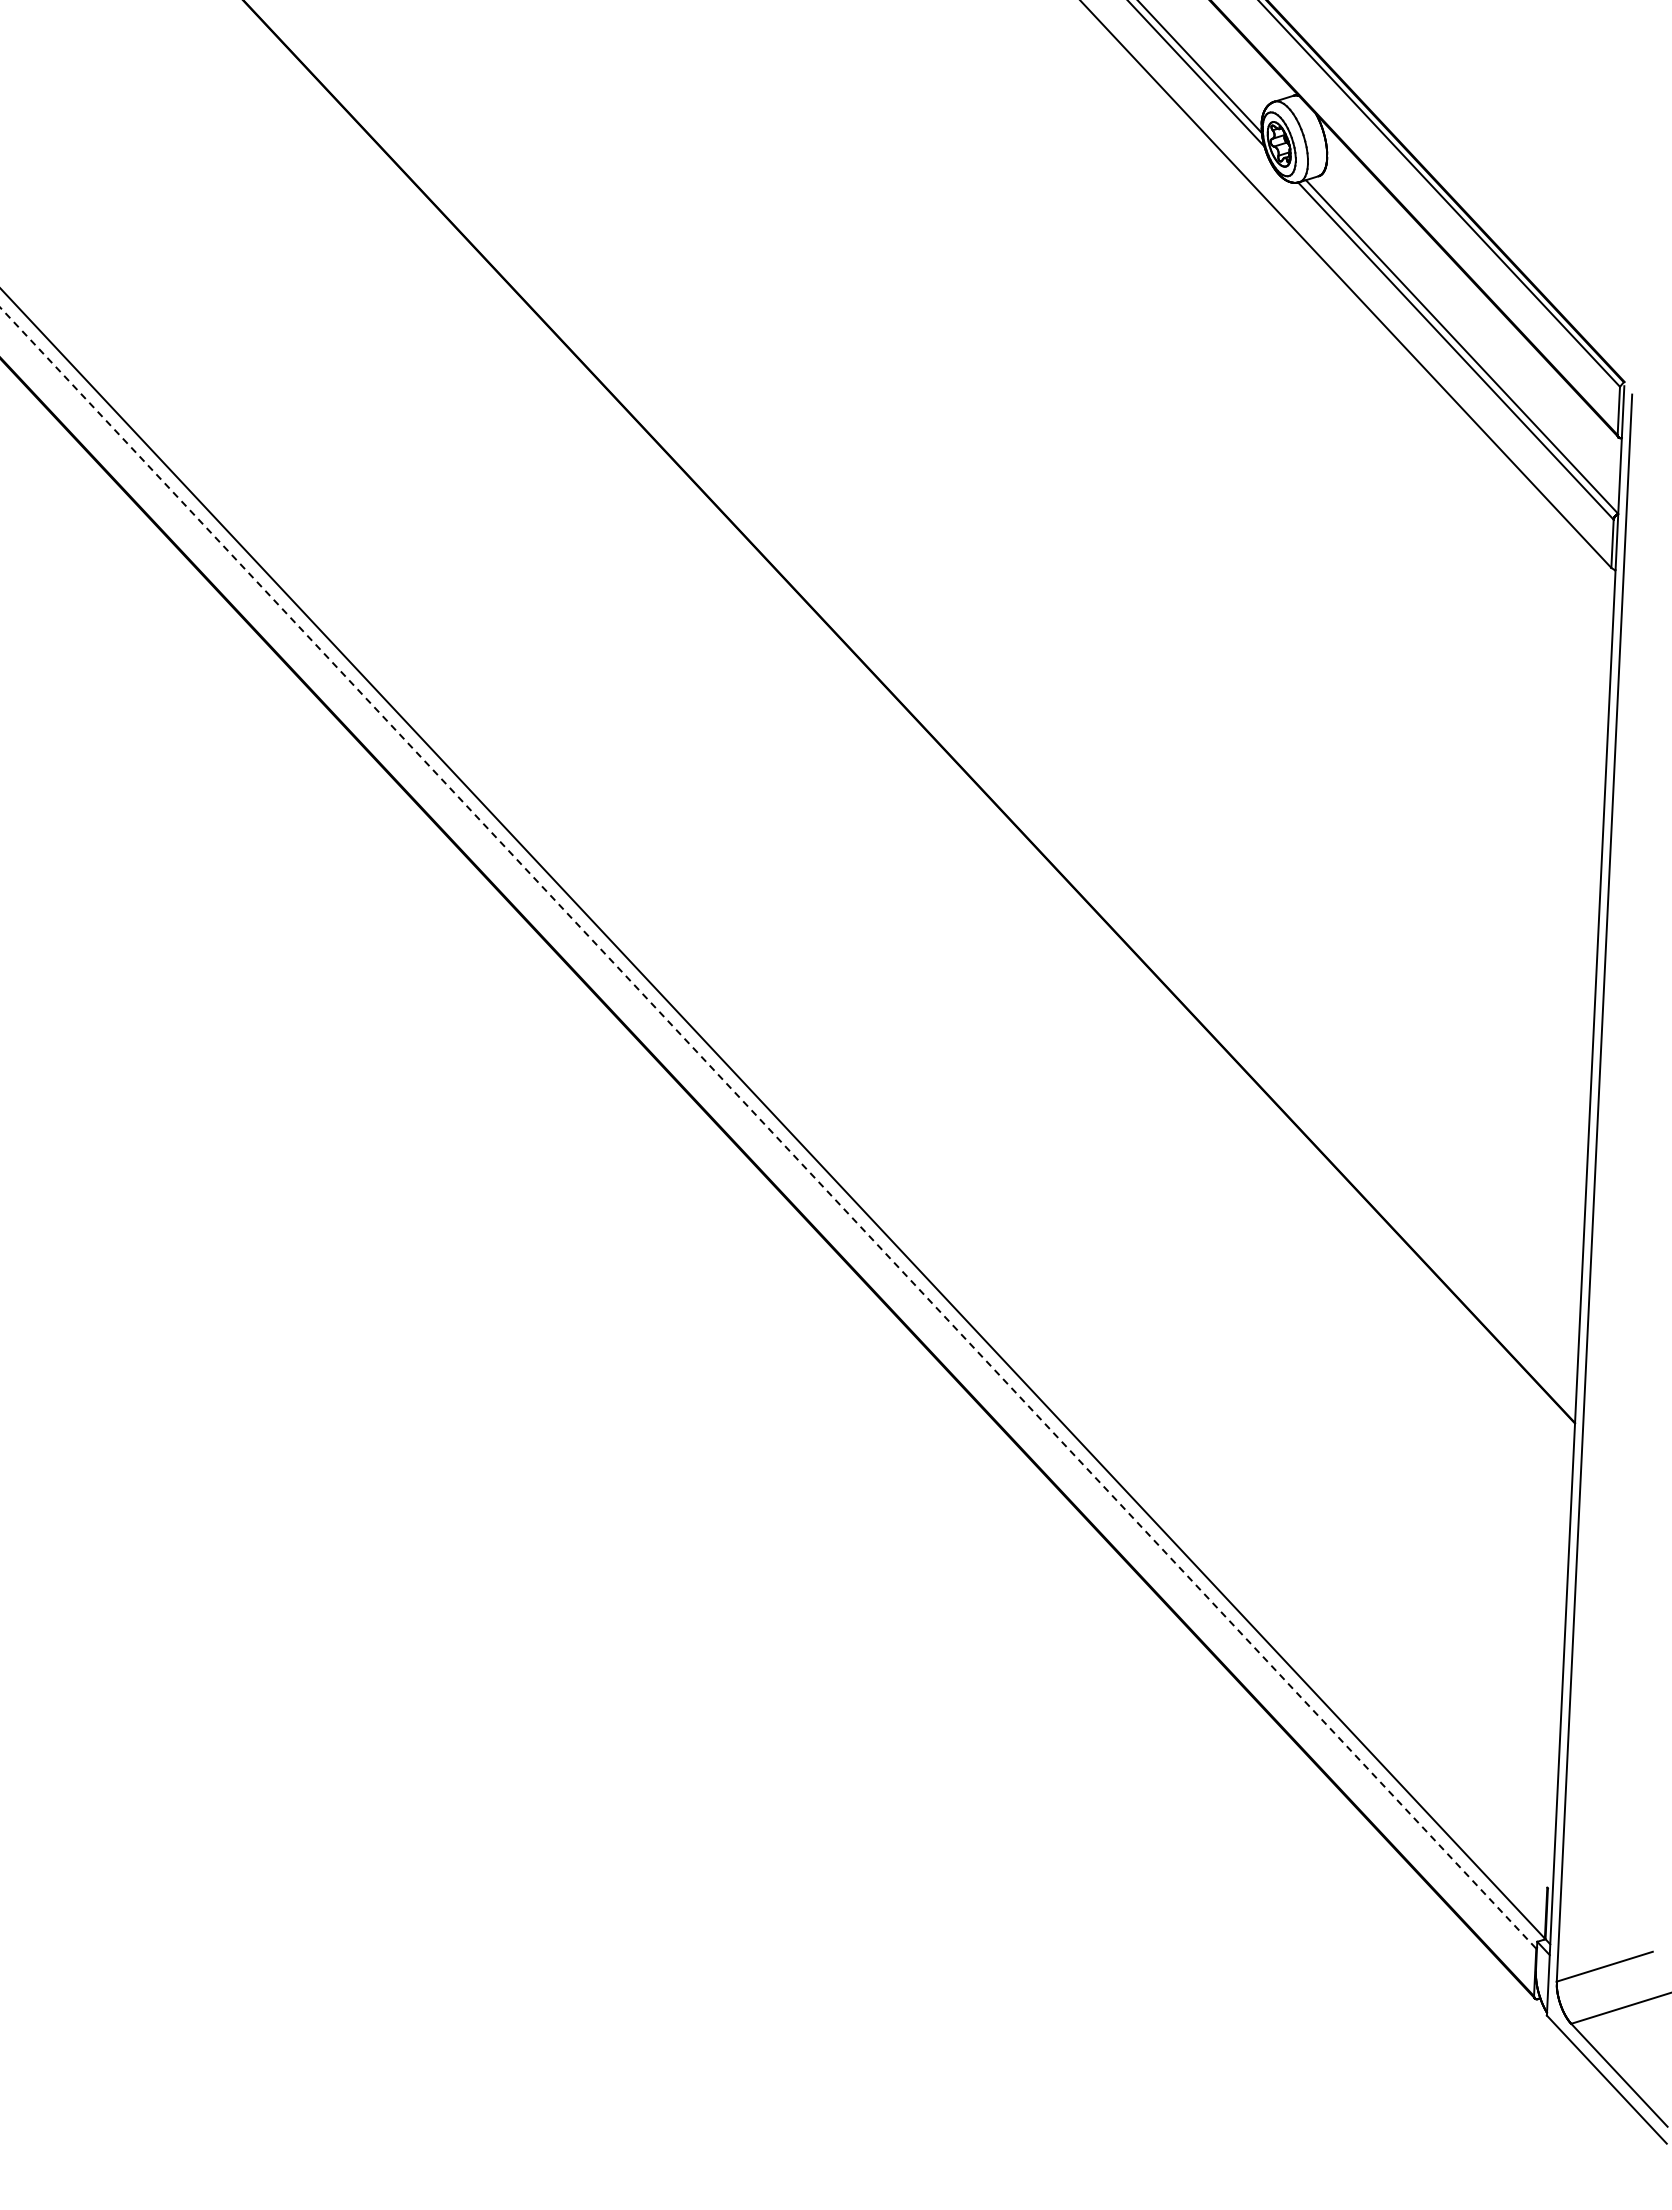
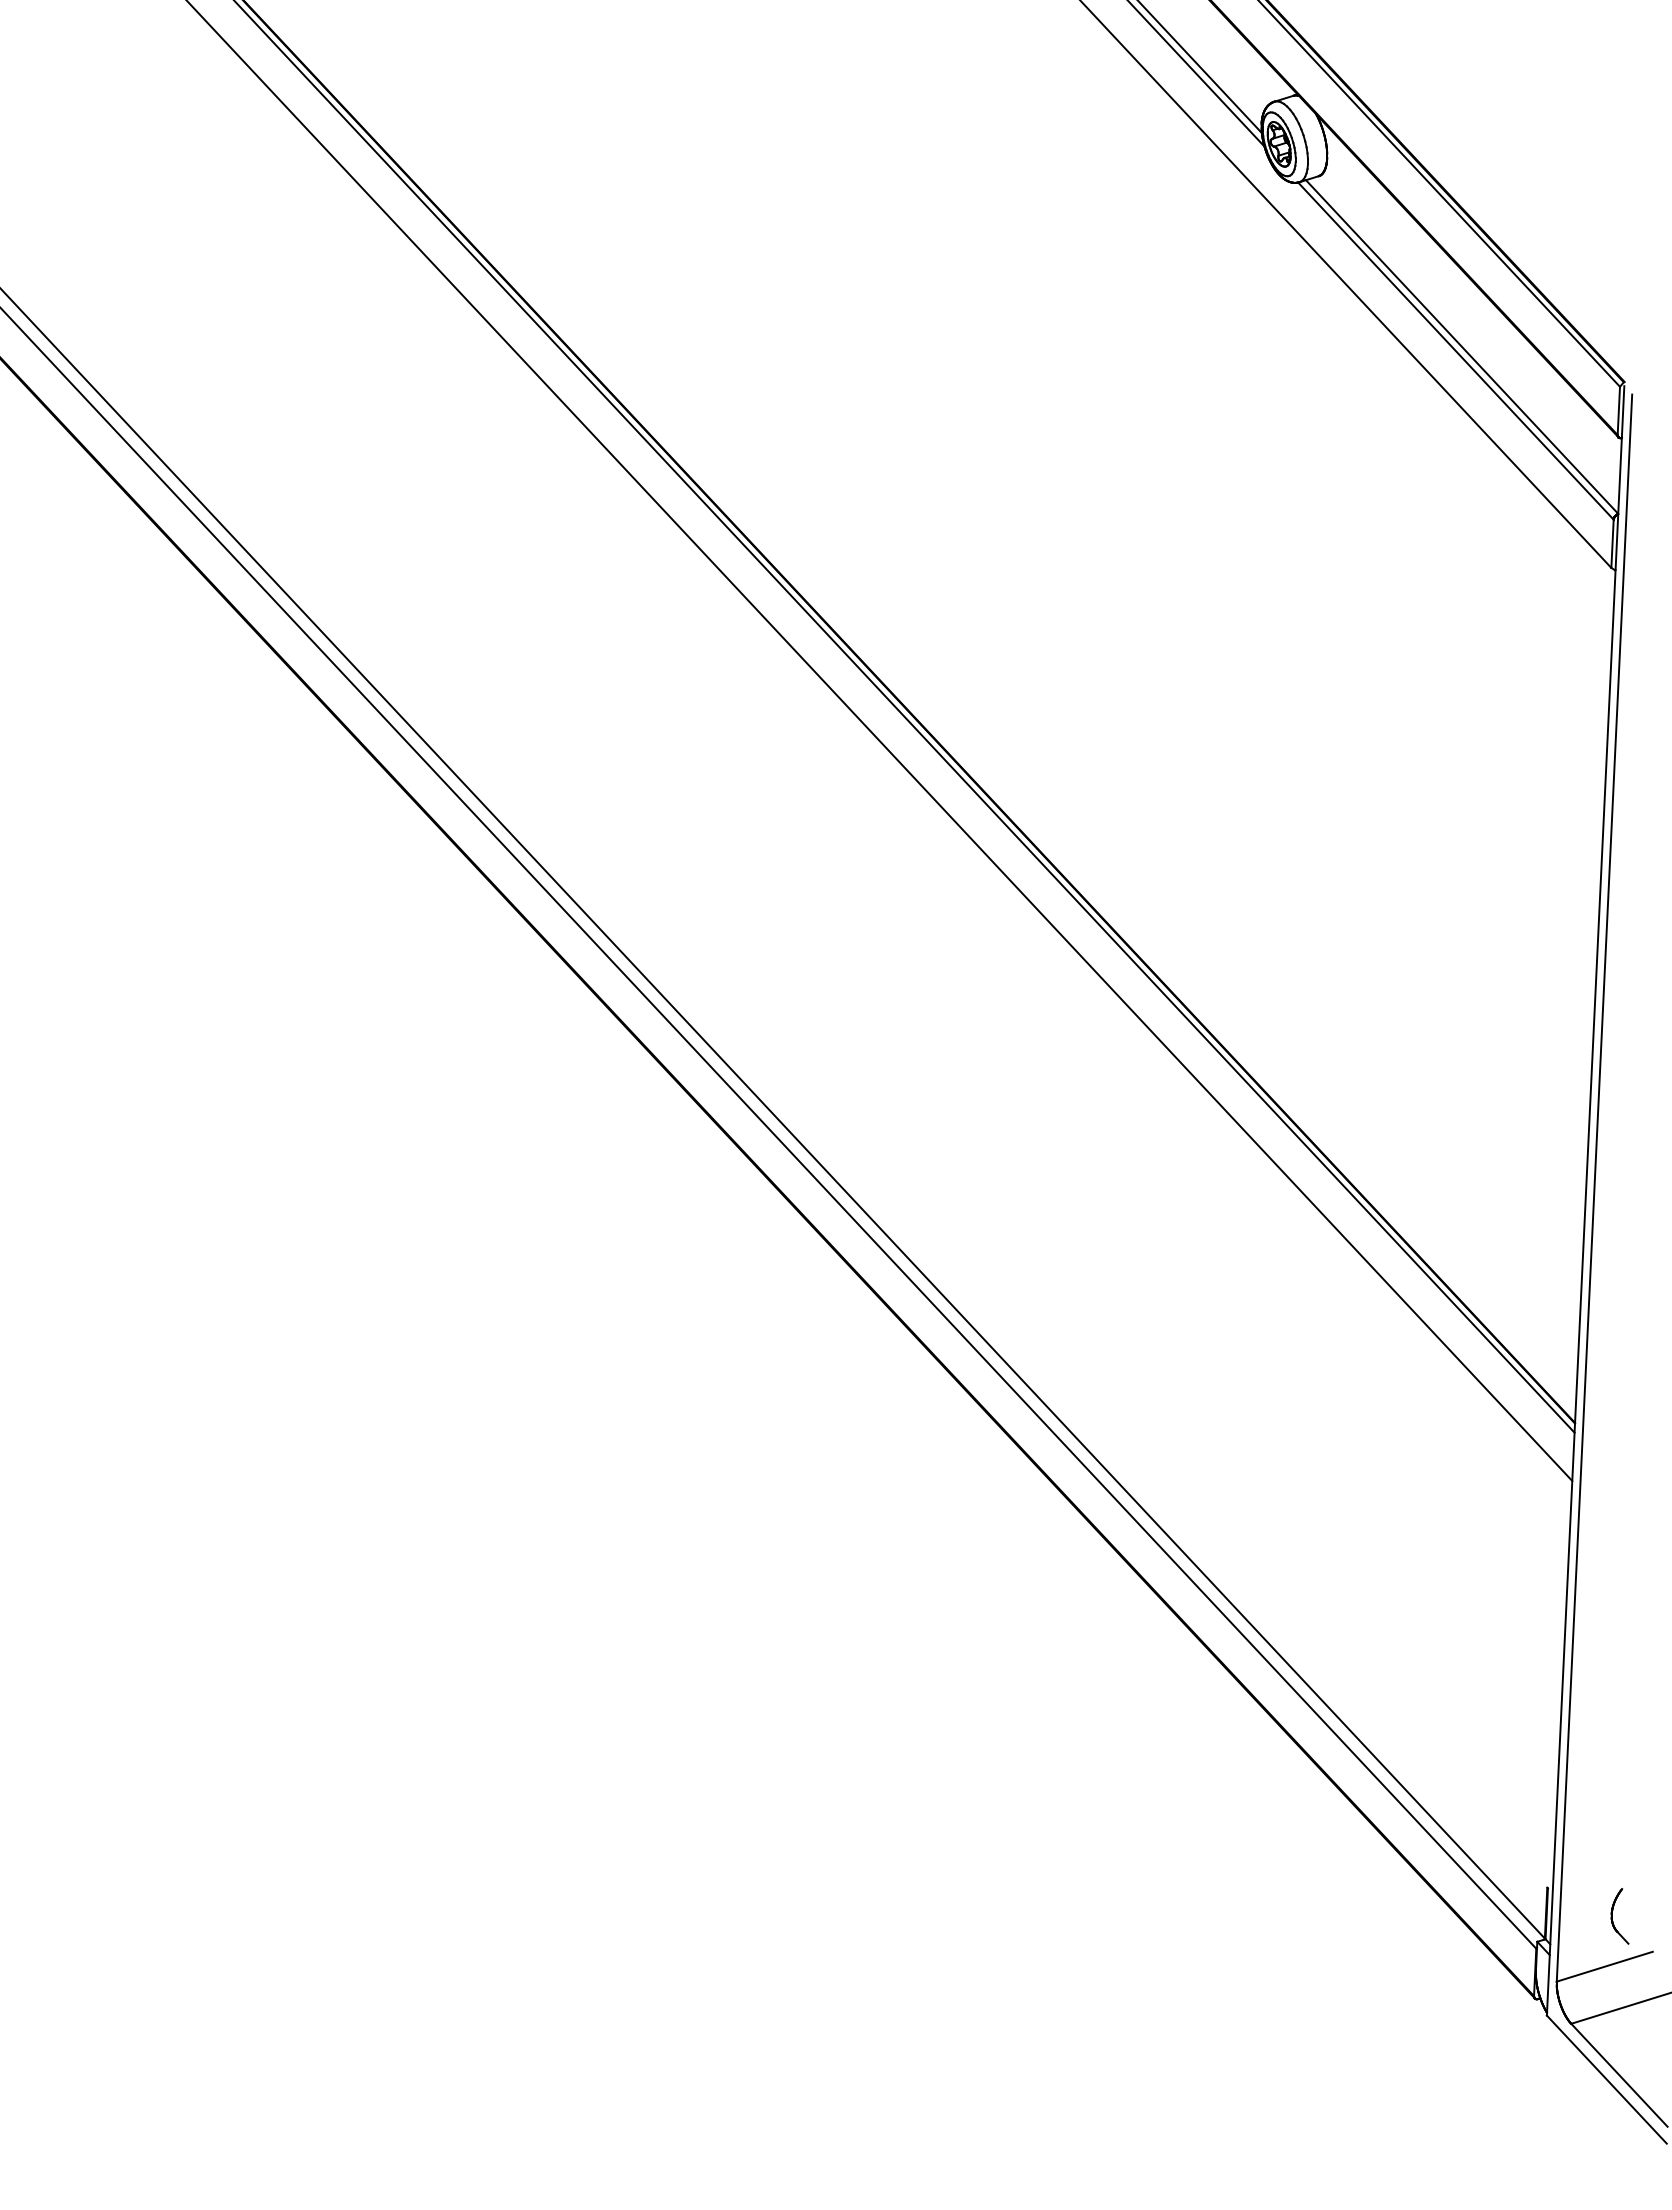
line: none -> present (904, 717)
line: none -> present (880, 741)
line: dashed -> solid (768, 1128)
part: none -> present (1612, 1916)
